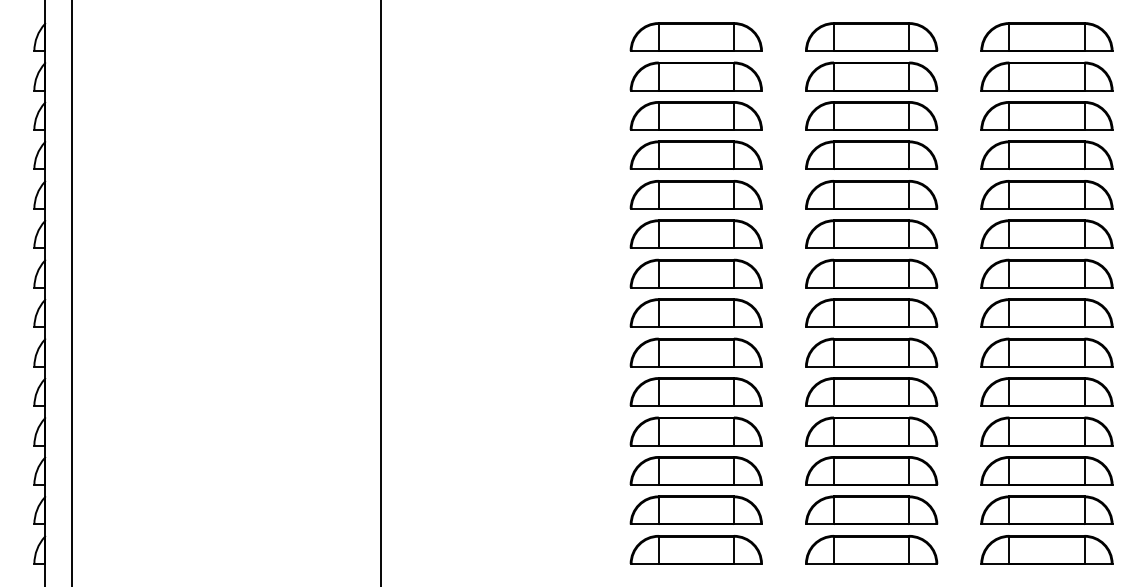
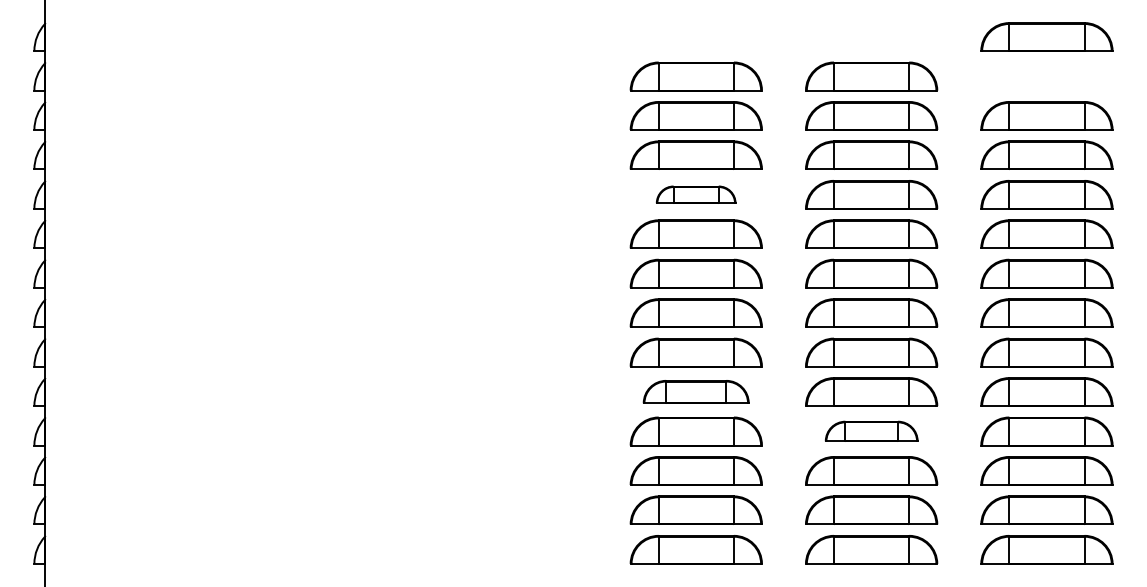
part: present -> none (695, 36)
part: present -> none (871, 36)
part: present -> none (1046, 76)
part size: 134x30 px -> 82x19 px (695, 194)
line: present -> none (71, 292)
line: present -> none (380, 292)
part size: 134x30 px -> 108x24 px (695, 391)
part size: 134x31 px -> 95x22 px (871, 430)
